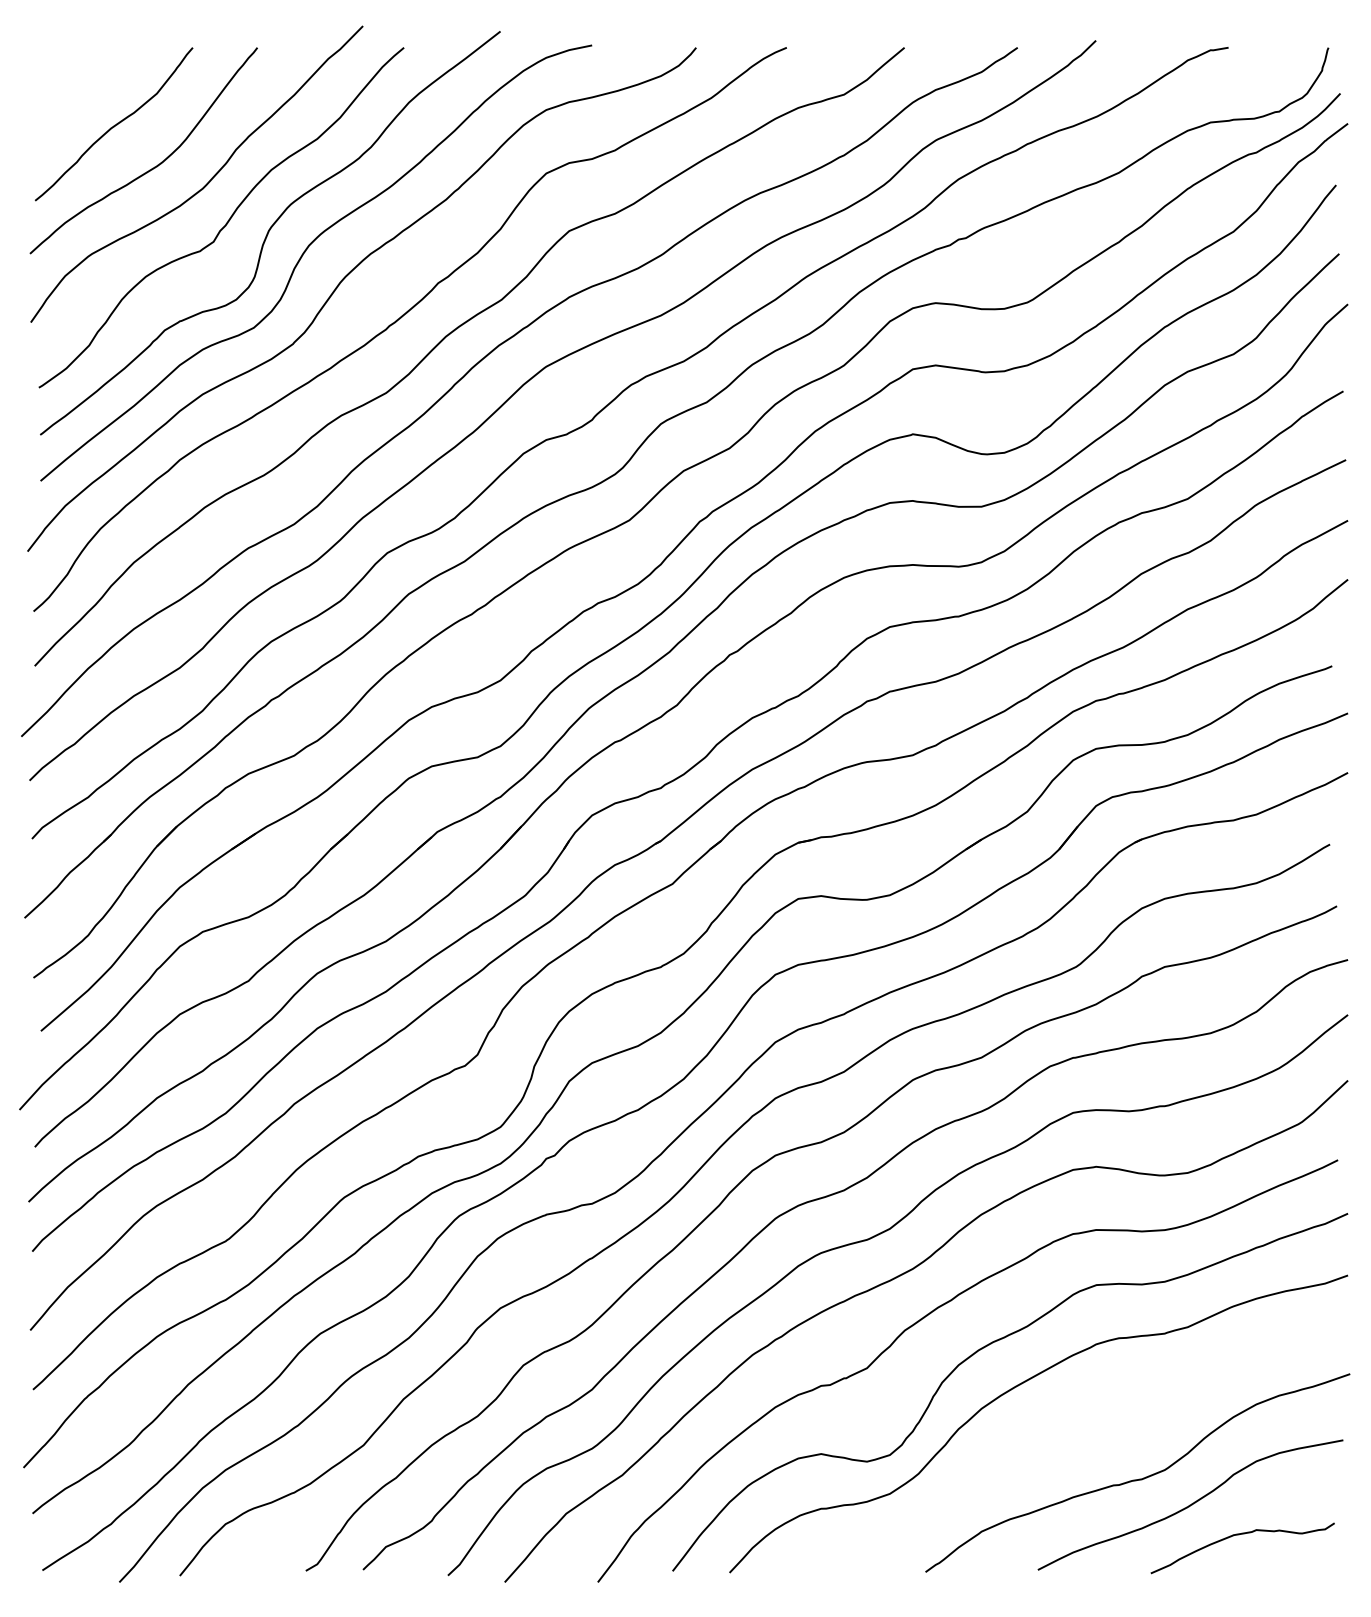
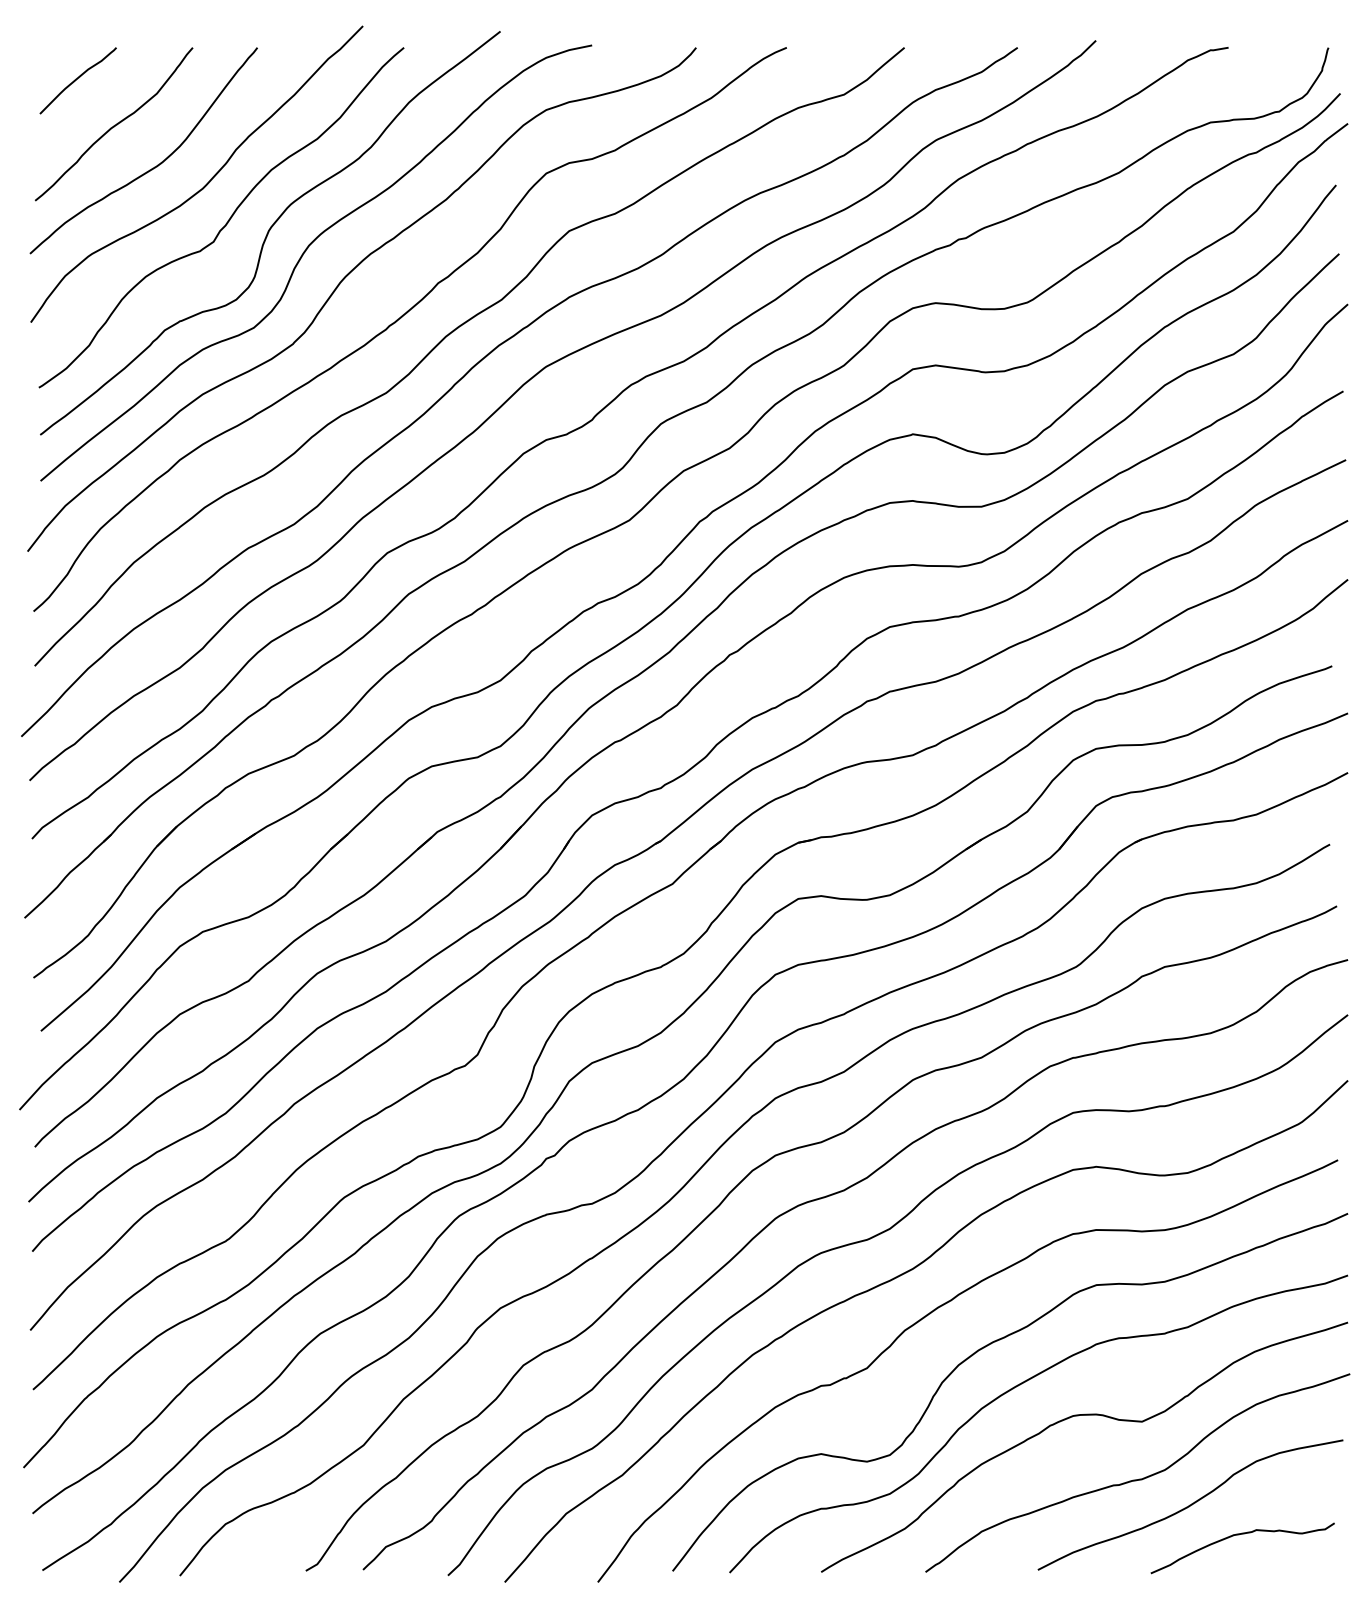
curve: none -> present (77, 79)
curve: none -> present (1078, 1416)
